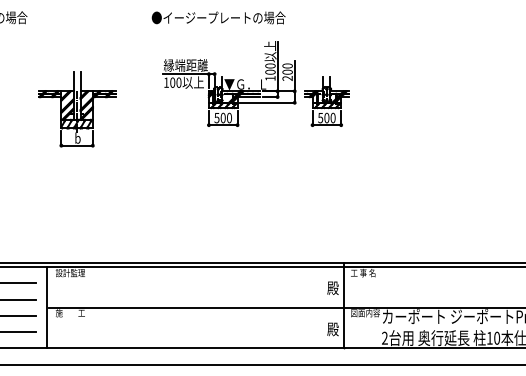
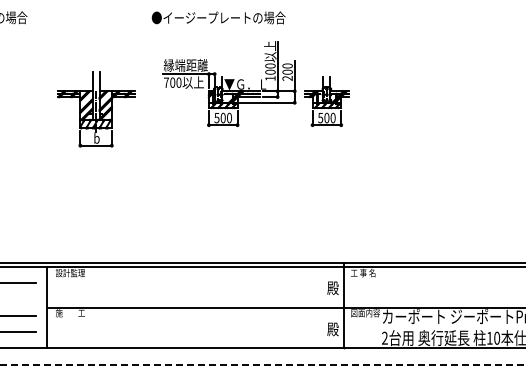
text: 100 -> 700 (166, 82)
part position: (77, 109) -> (96, 109) (96, 109)
line: present -> none (18, 299)
line: solid -> dashed (263, 364)
